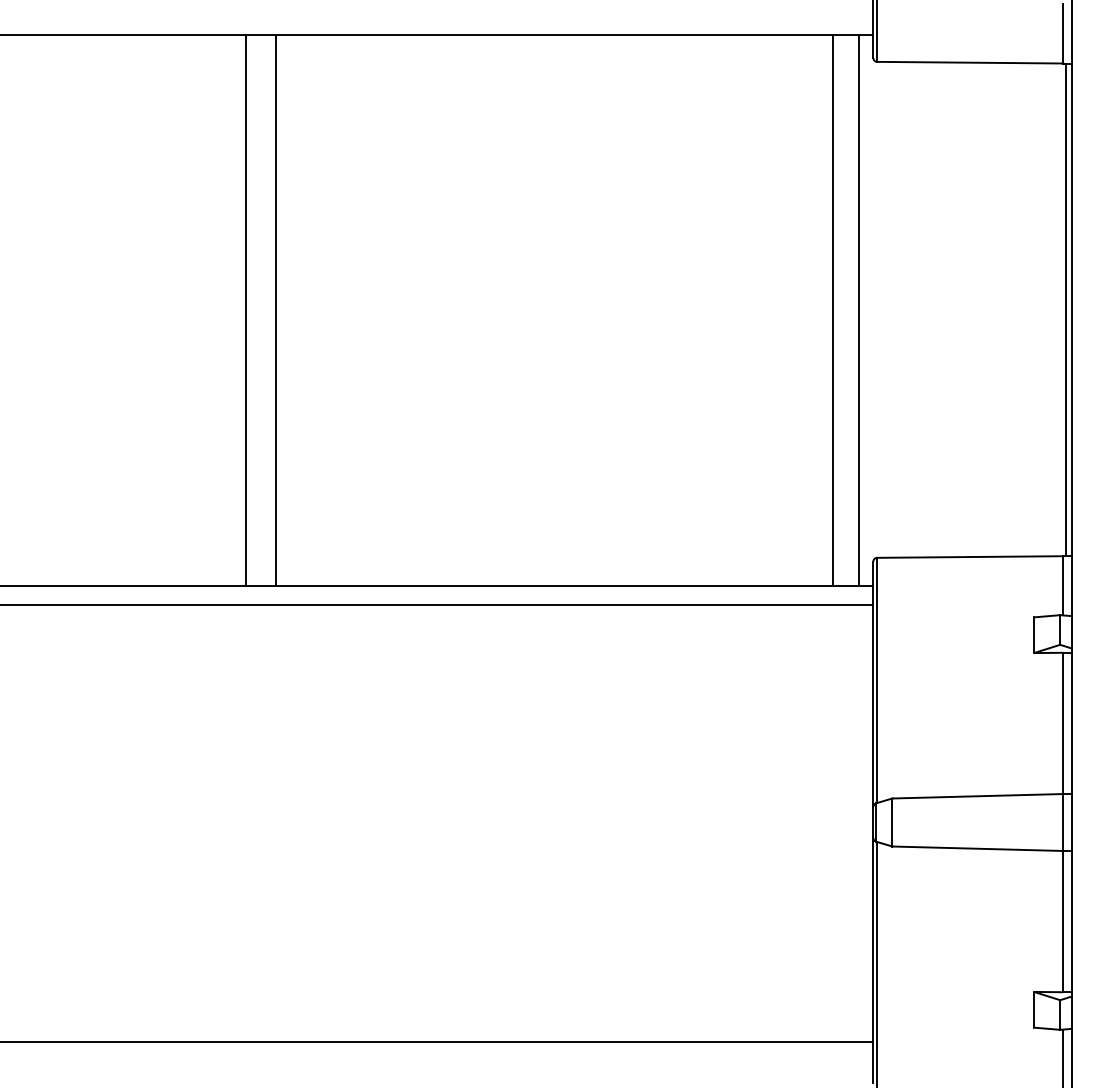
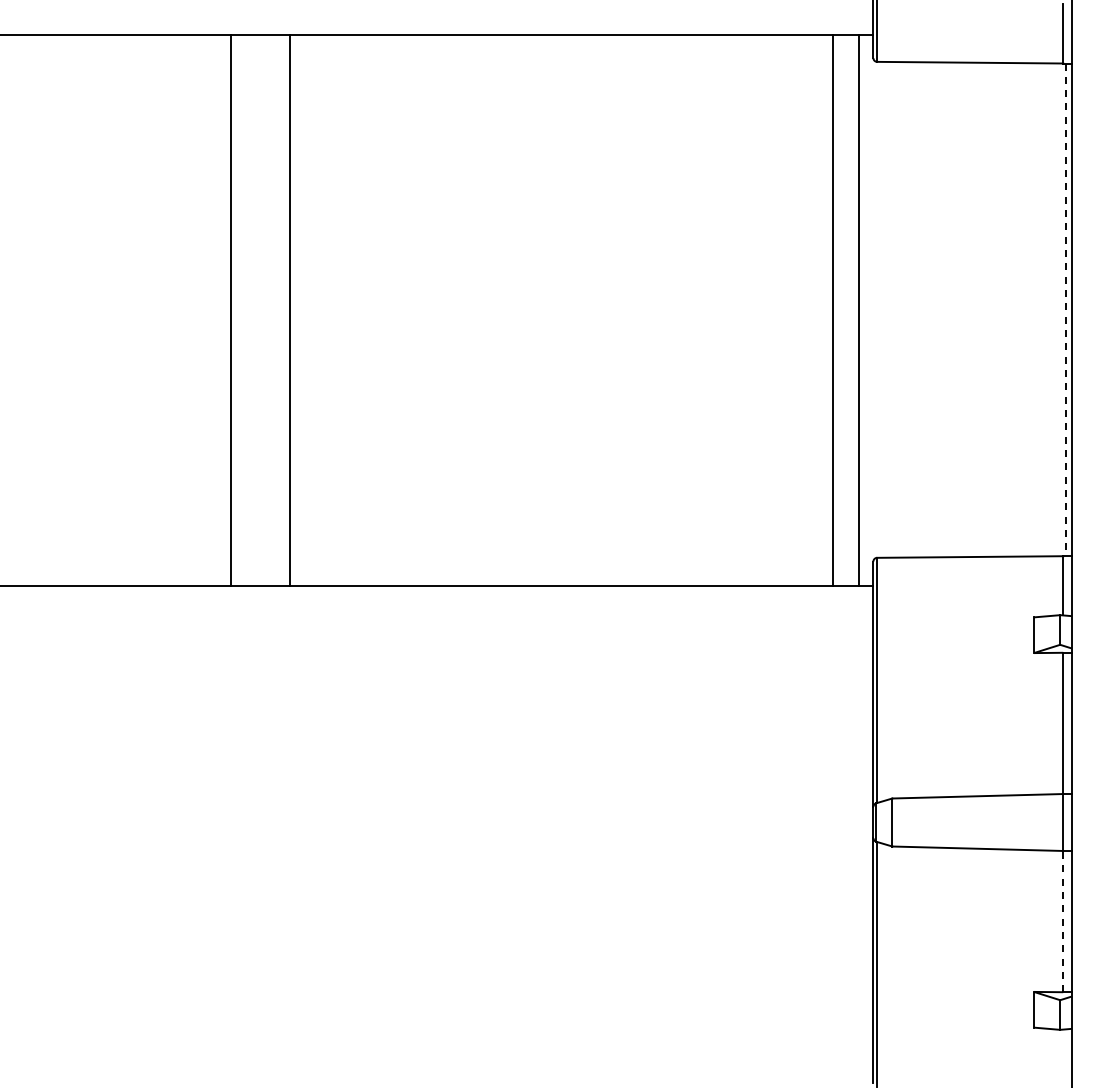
line position: (245, 310) -> (230, 310) (230, 310)
line position: (276, 310) -> (290, 310) (290, 310)
line: solid -> dashed (1065, 310)
line: present -> none (437, 605)
line: solid -> dashed (1063, 921)
line: present -> none (437, 1041)
line: present -> none (1063, 1056)
